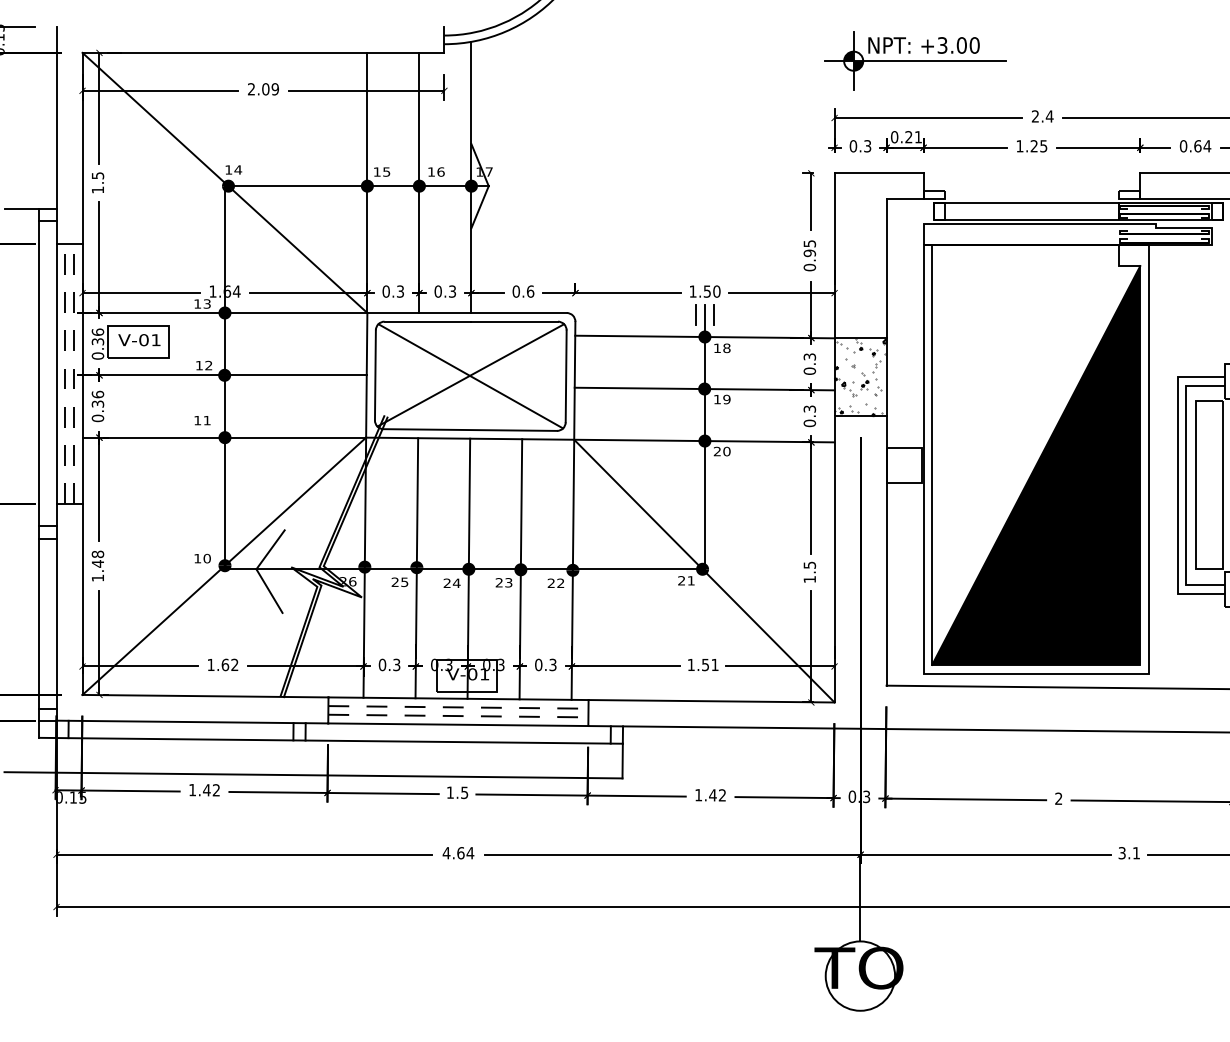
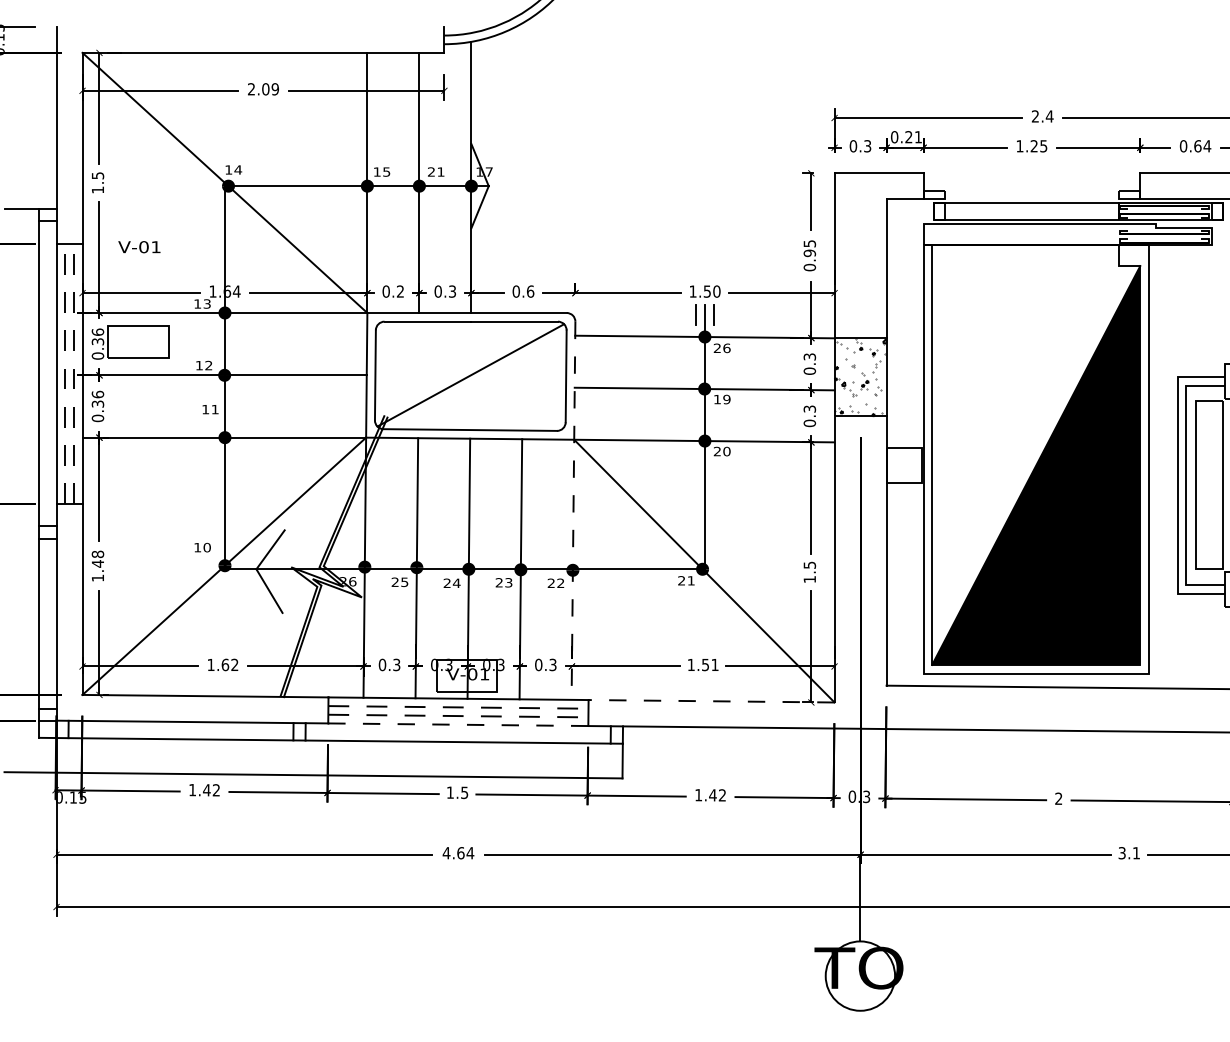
part: present -> none (915, 60)
text: 16 -> 21 (436, 171)
text: 0.3 -> 0.2 (400, 291)
text position: (139, 340) -> (139, 247) (139, 247)
text: 18 -> 26 (721, 347)
line: present -> none (470, 376)
text position: (202, 420) -> (210, 409) (210, 409)
line: solid -> dashed (573, 511)
text position: (202, 558) -> (202, 547) (202, 547)
line: solid -> dashed (711, 701)
line: solid -> dashed (458, 724)
